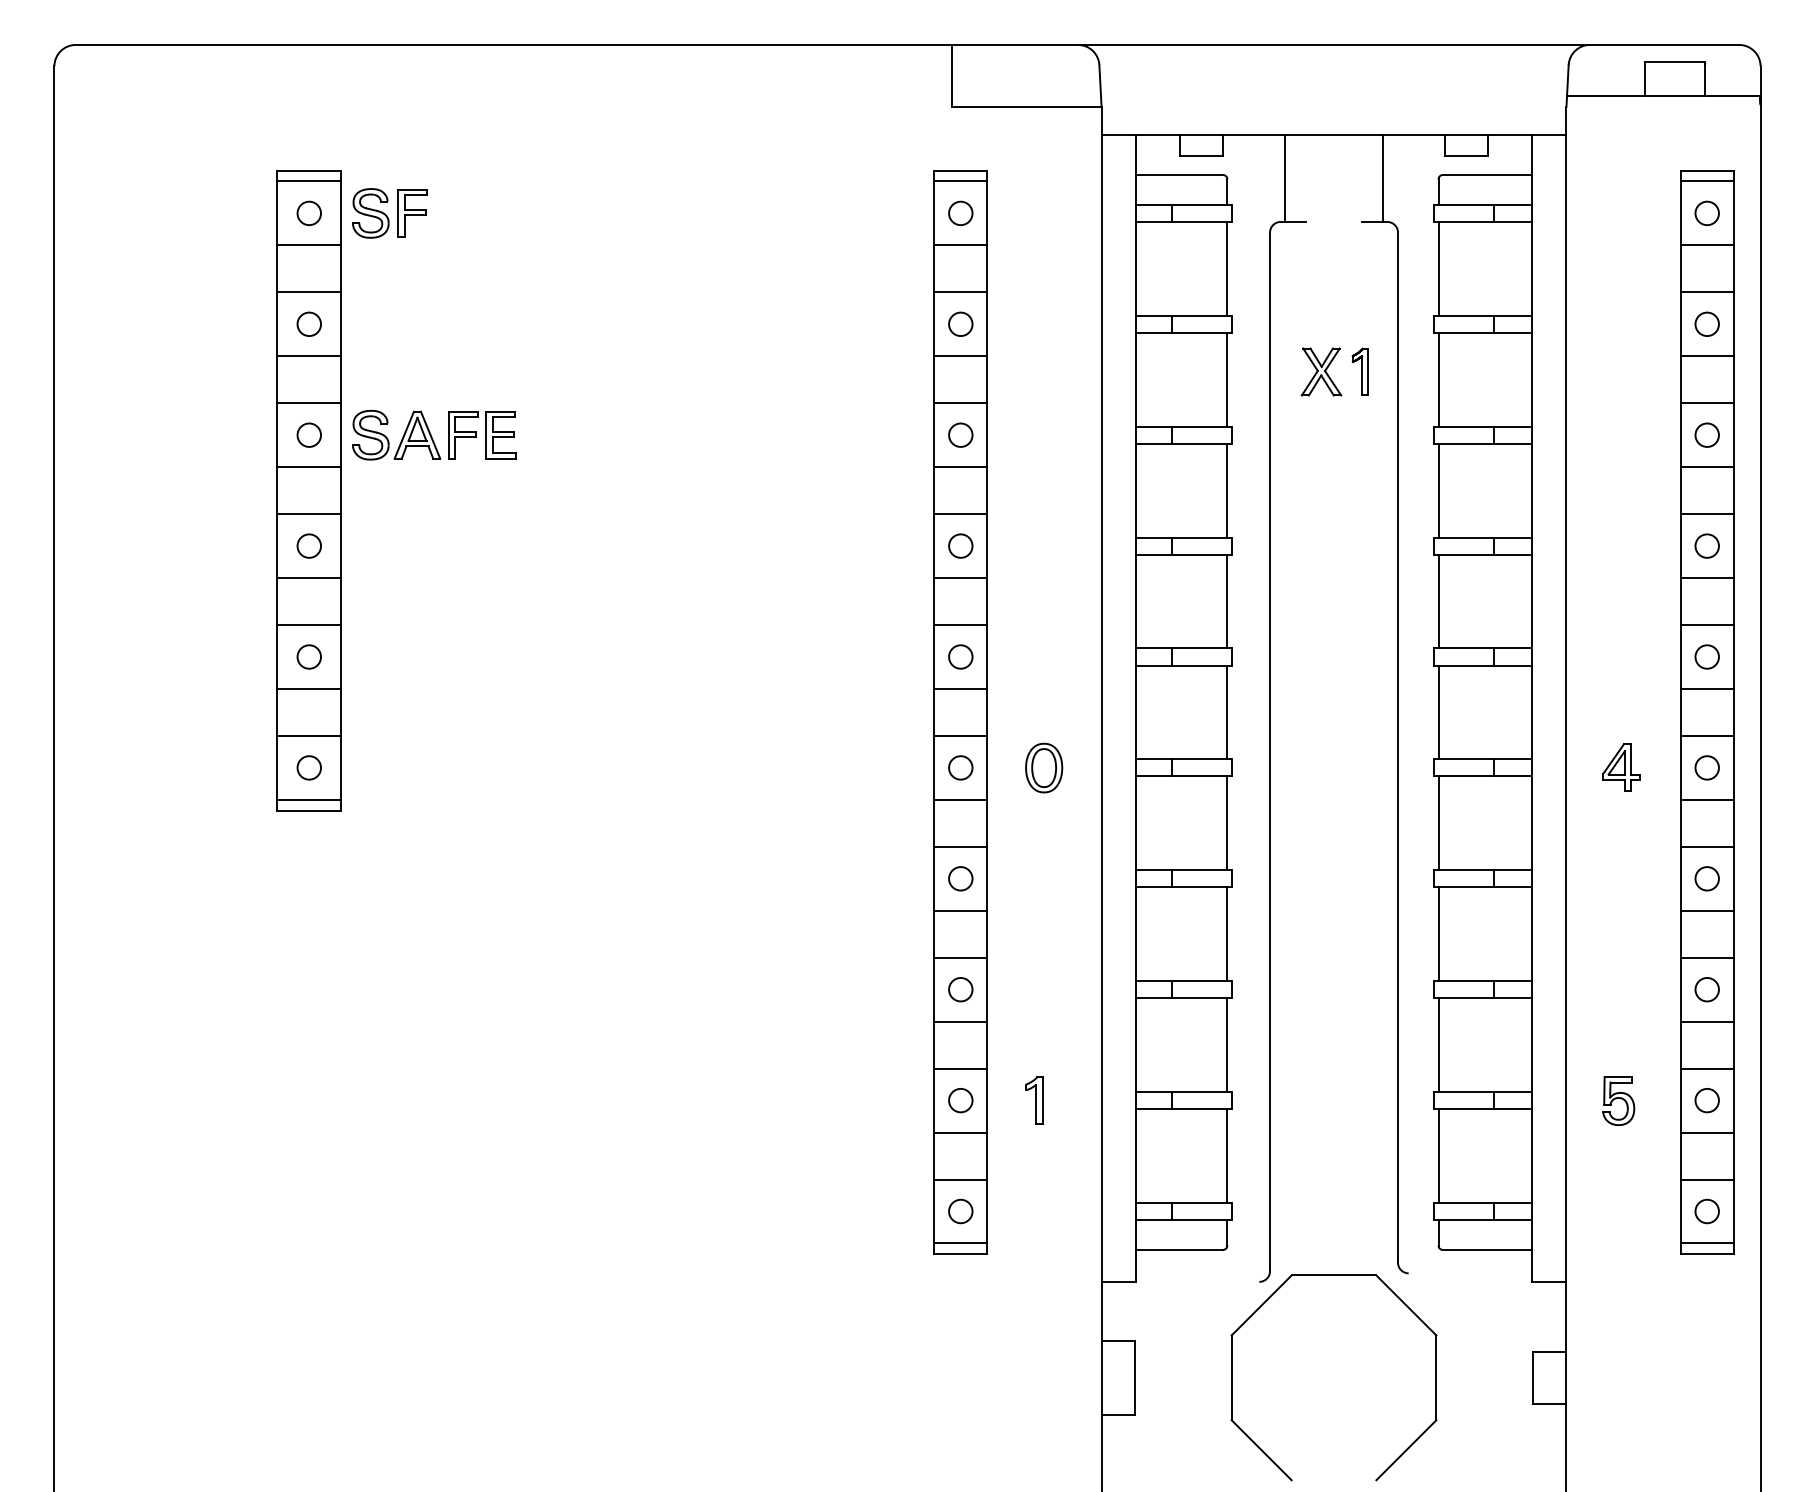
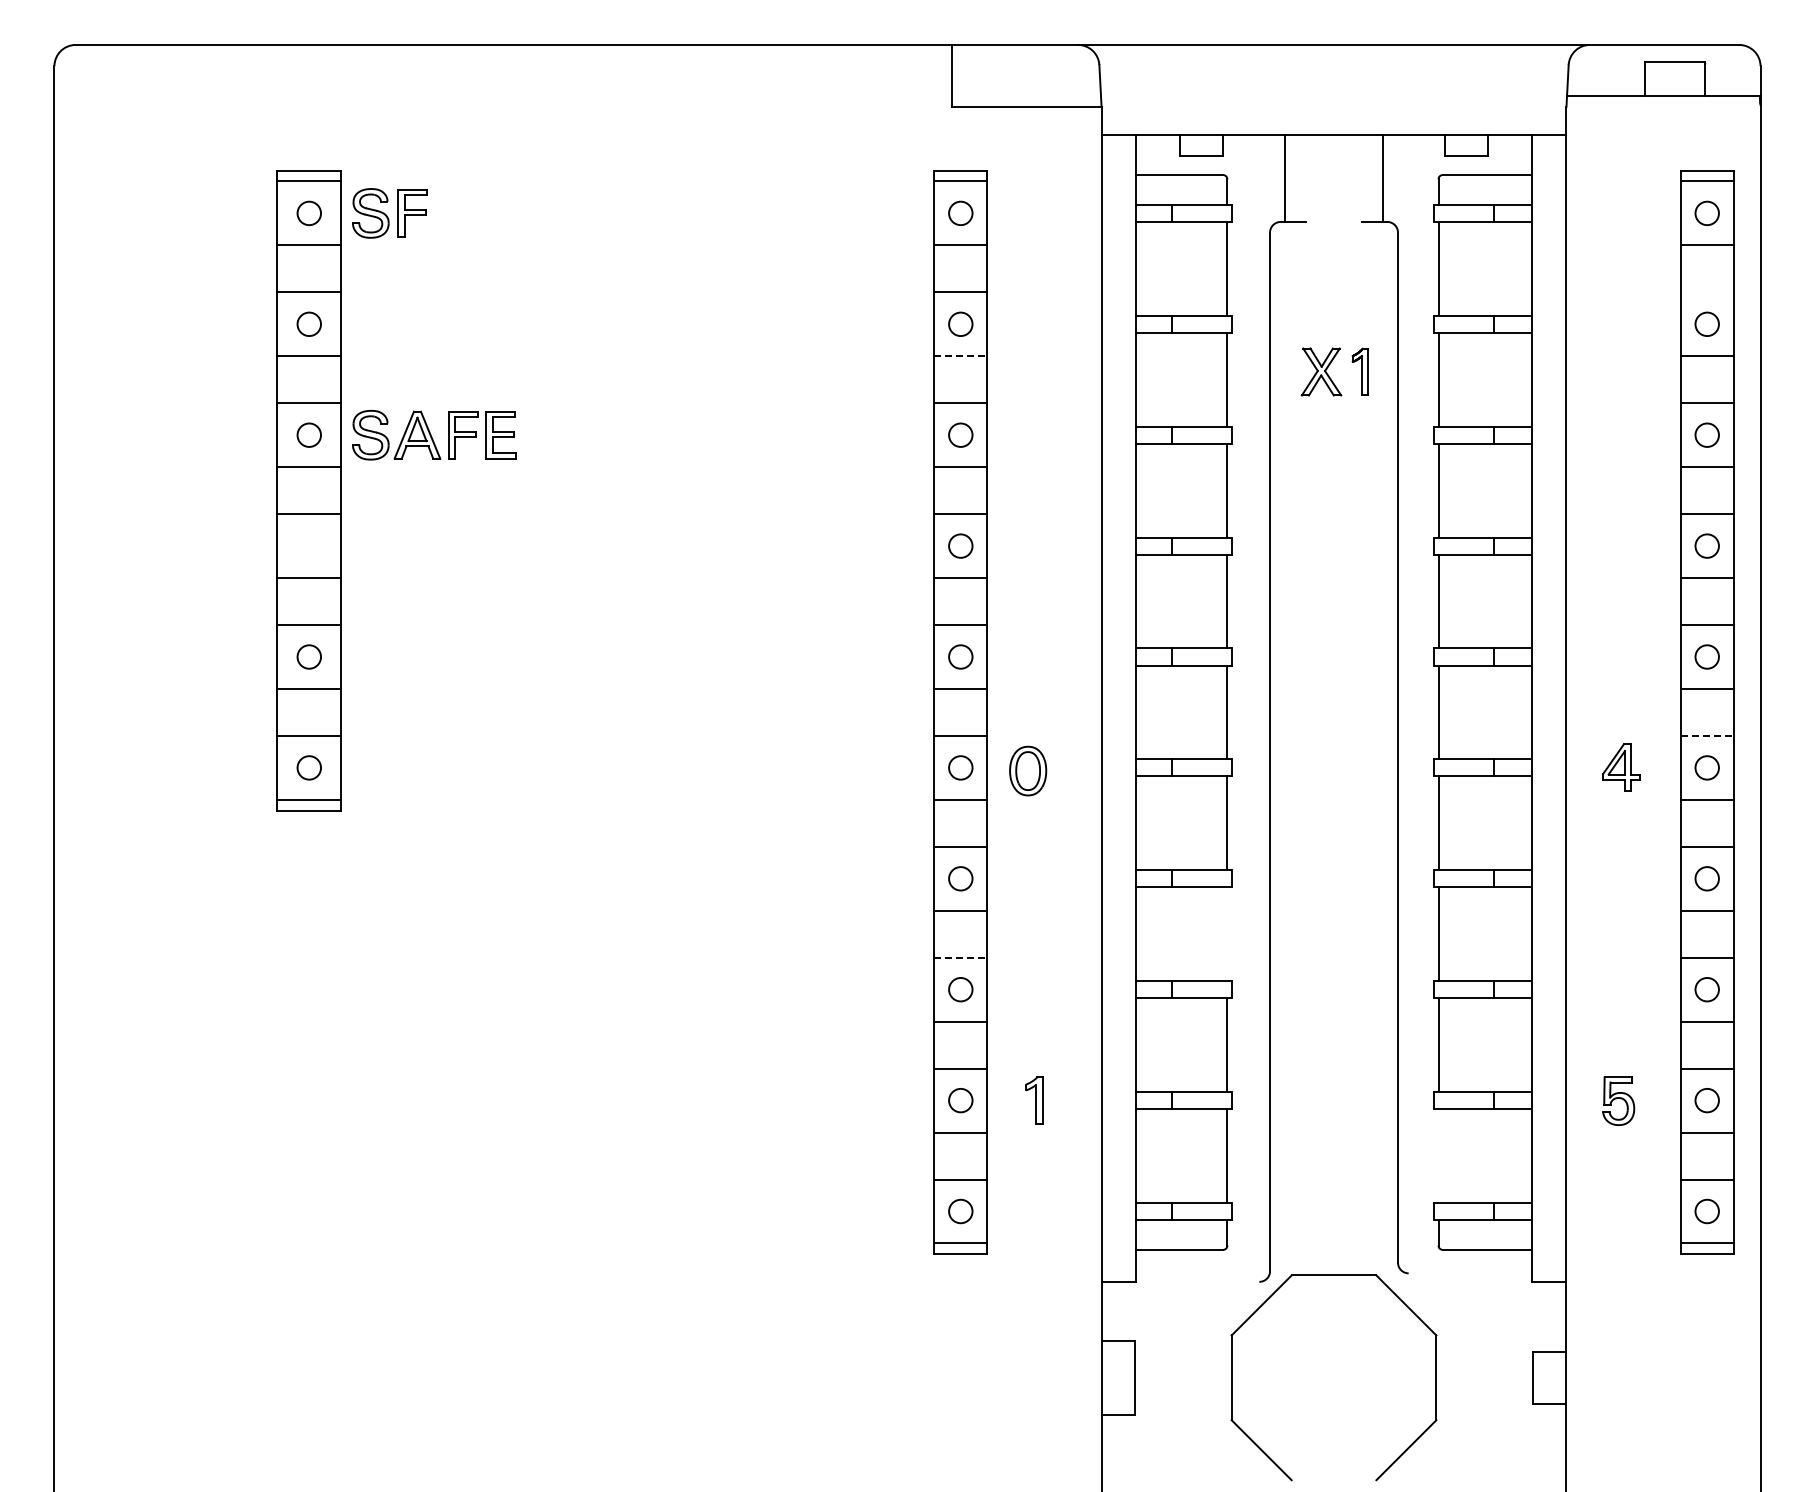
line: present -> none (1706, 292)
line: solid -> dashed (960, 356)
circle: present -> none (308, 545)
line: solid -> dashed (1707, 735)
part position: (1044, 767) -> (1028, 770) (1028, 770)
line: present -> none (1227, 934)
line: solid -> dashed (960, 957)
line: present -> none (1438, 1155)
